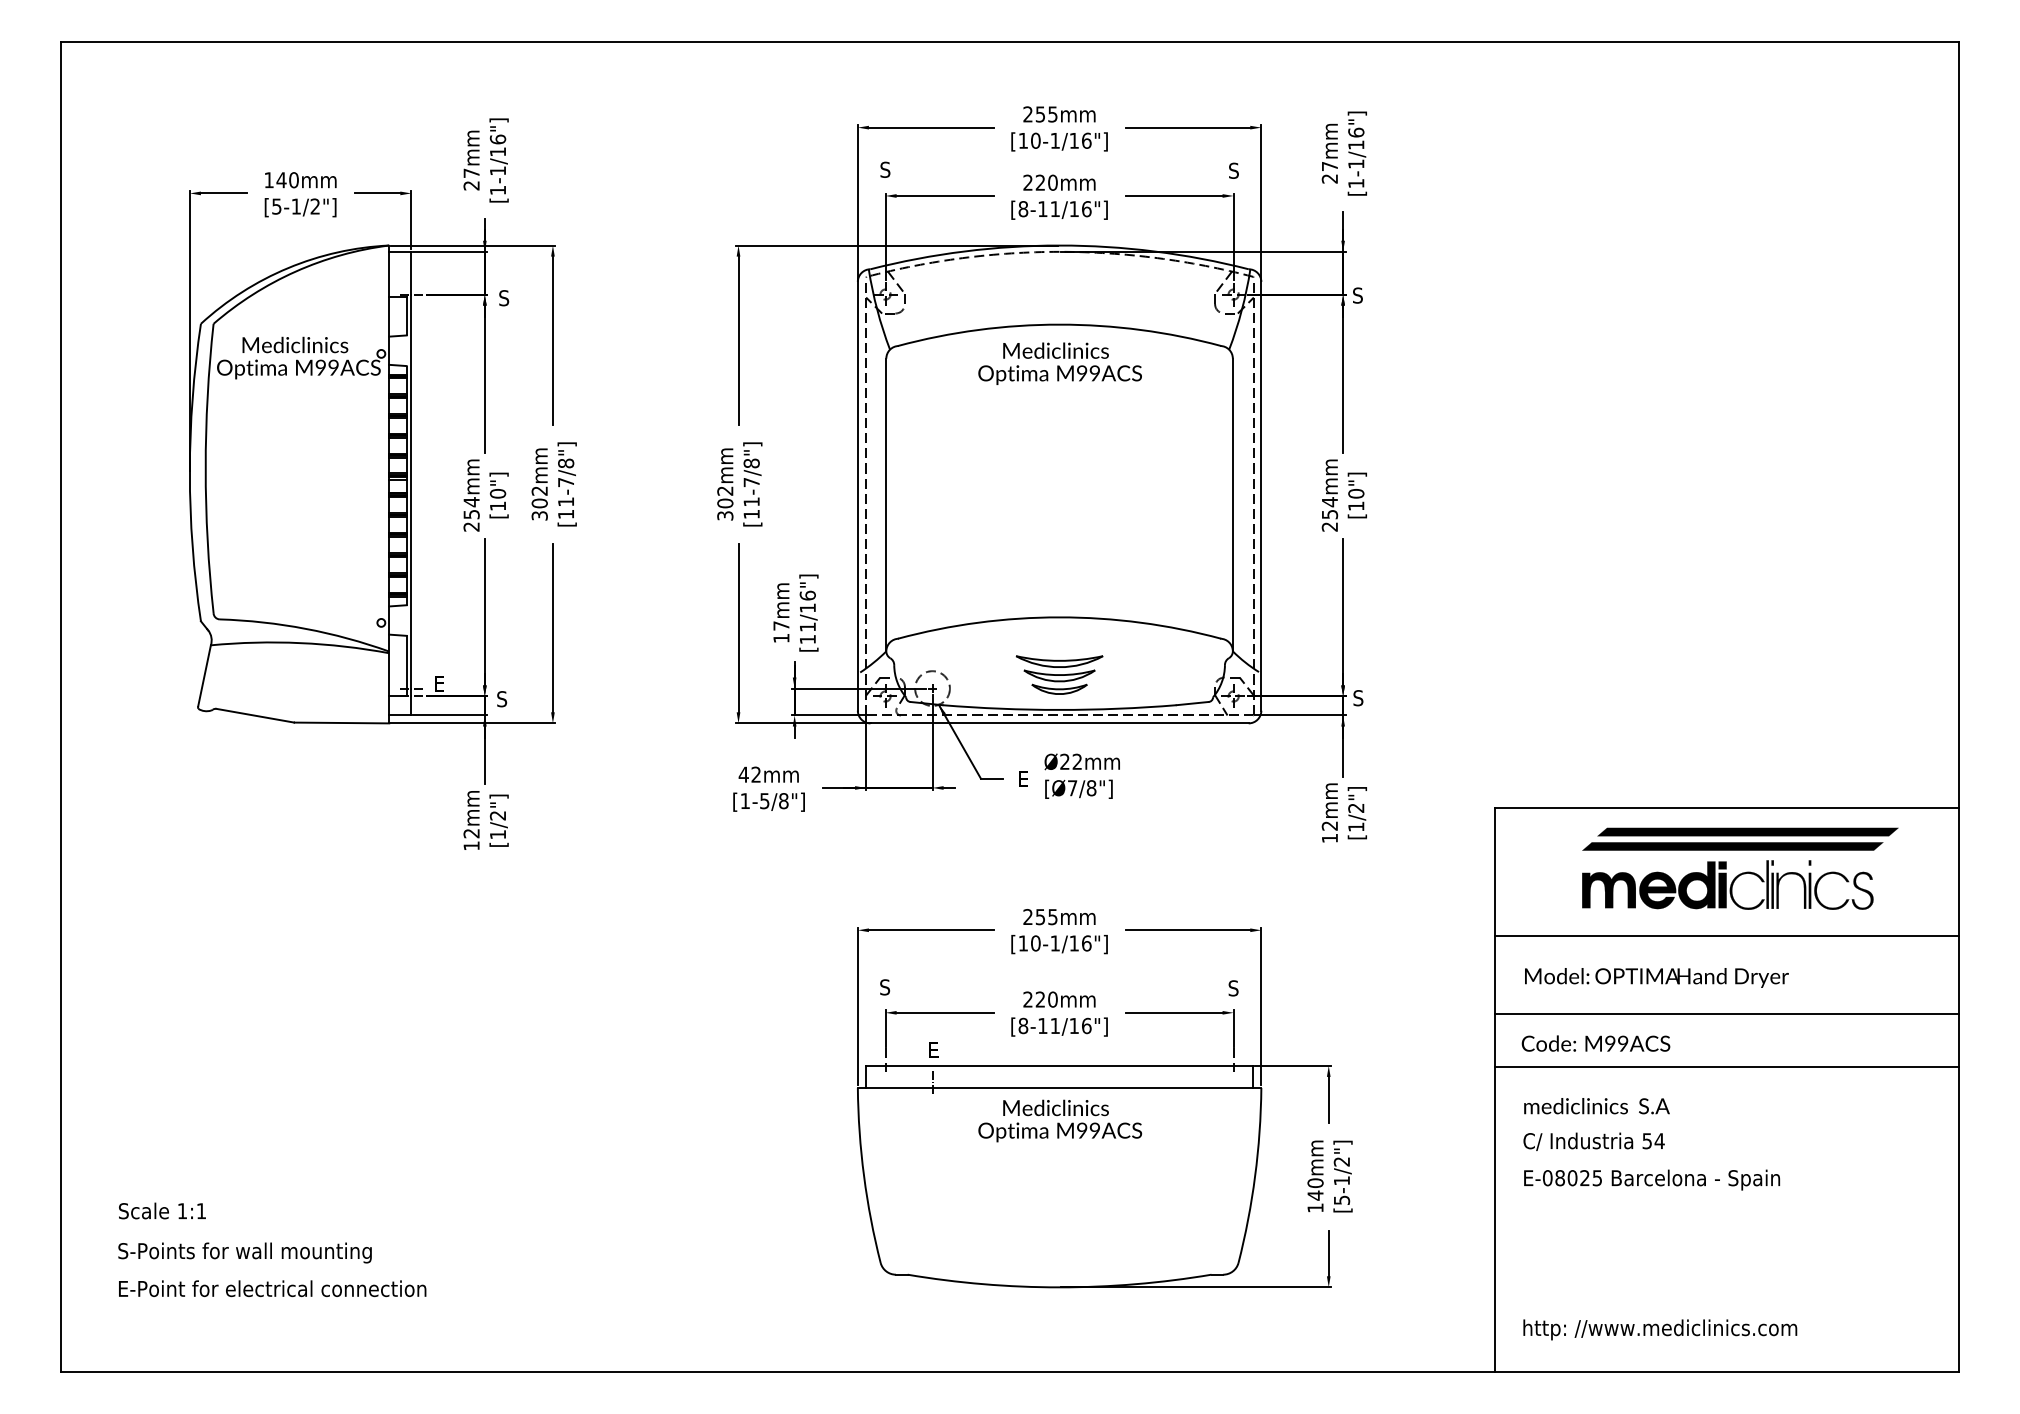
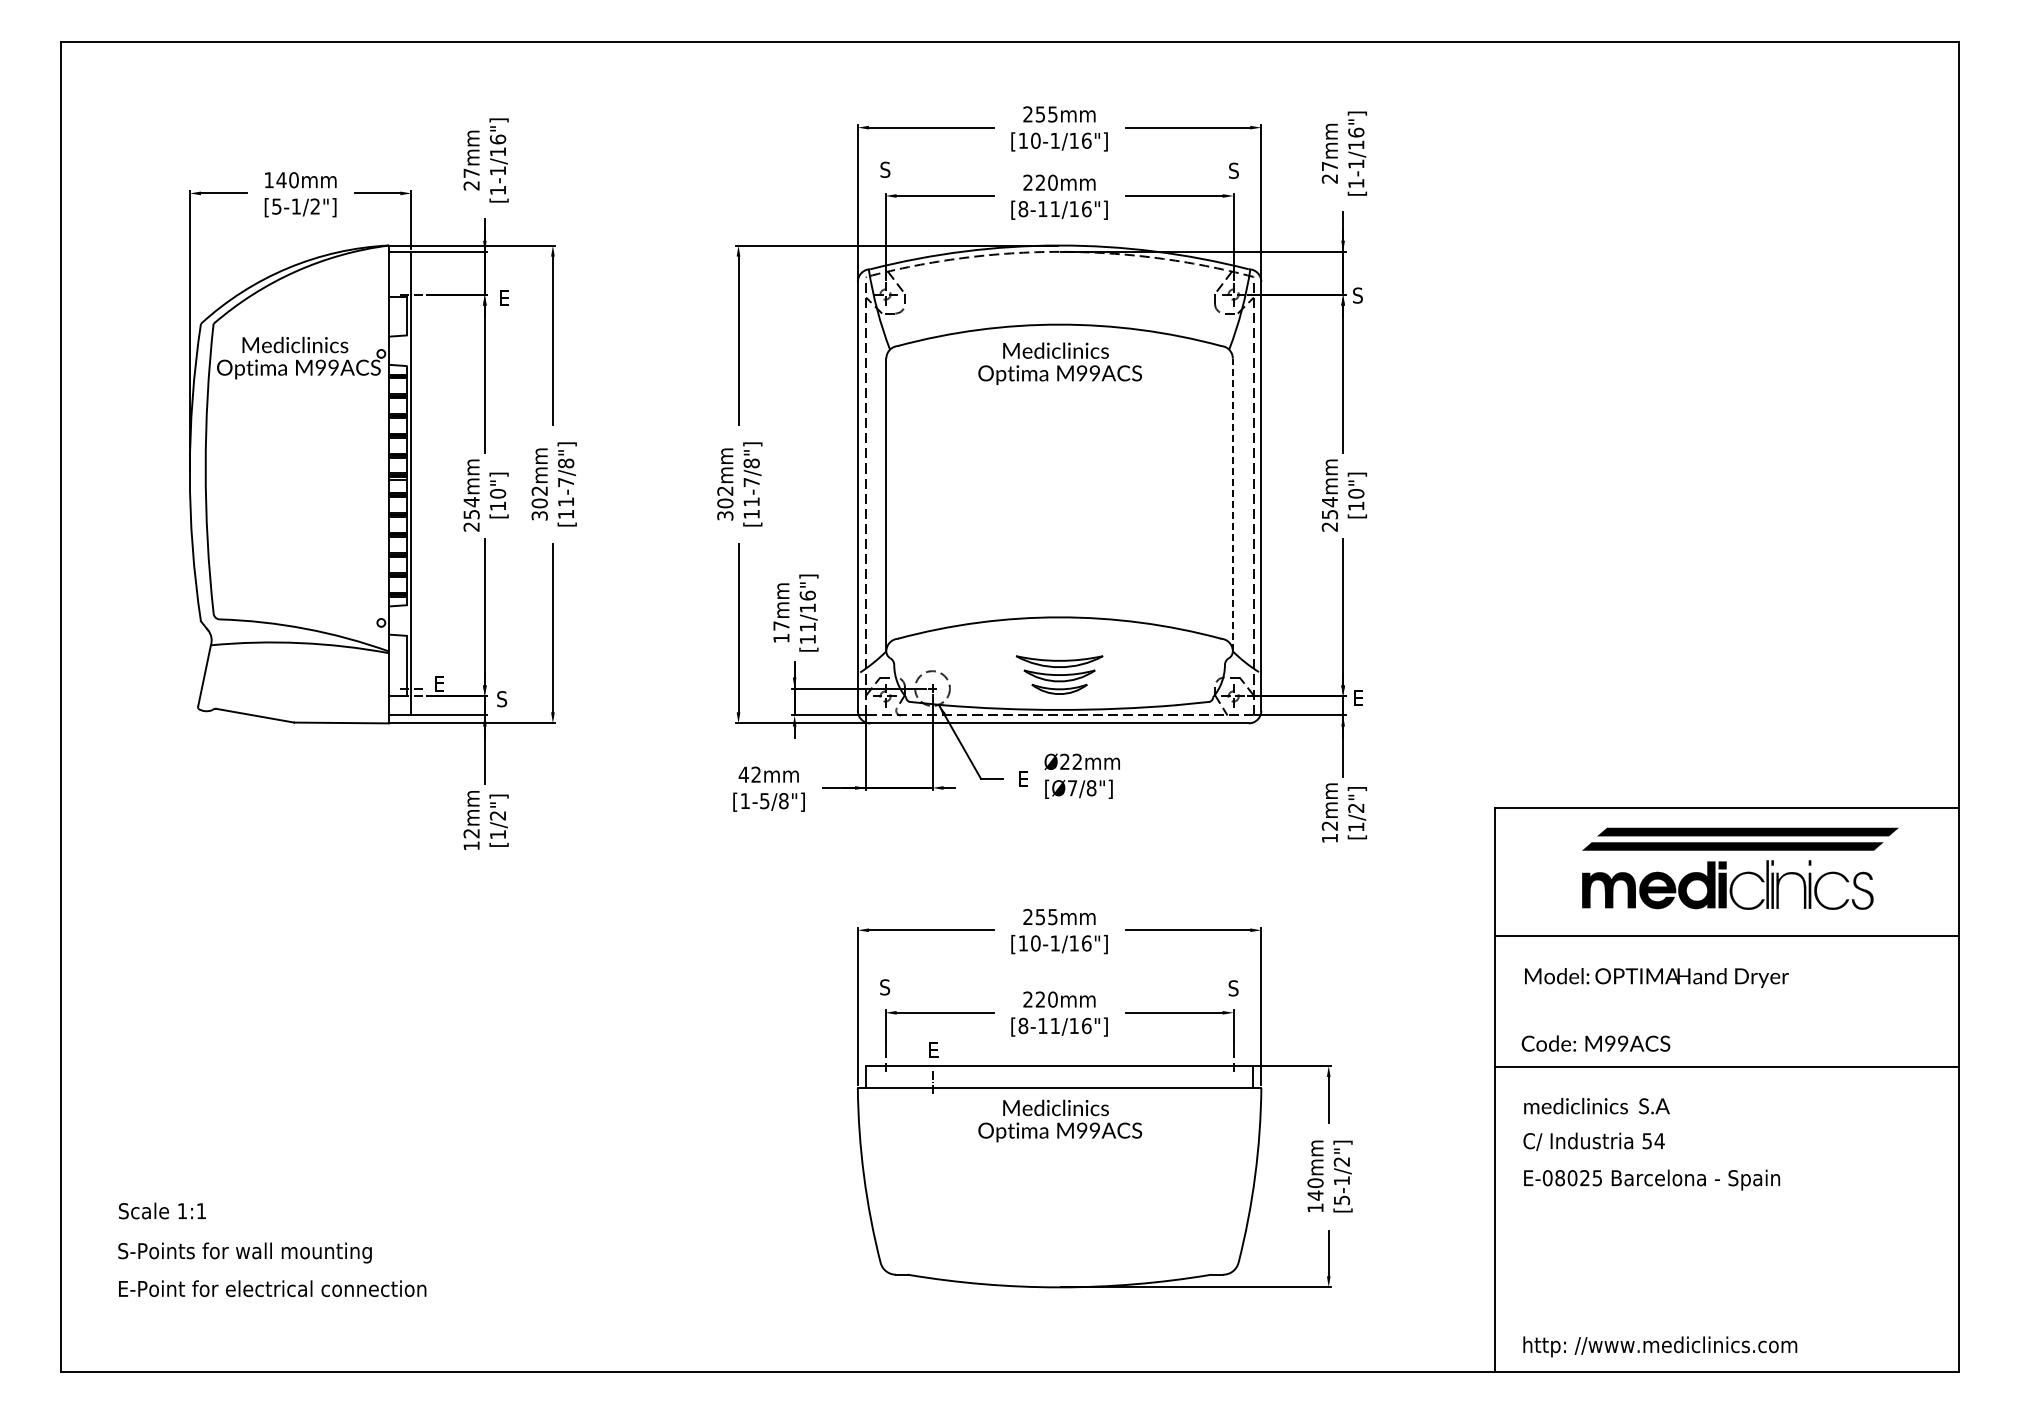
text: S -> E (504, 298)
line: solid -> dashed (1232, 504)
text: S -> E (1358, 698)
line: present -> none (1727, 1013)
text position: (1660, 1329) -> (1660, 1346) (1660, 1346)
